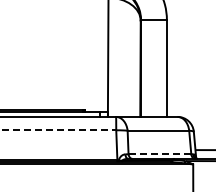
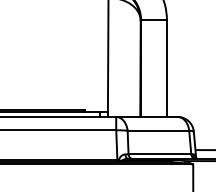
line: dashed -> solid (58, 130)
line: dashed -> solid (159, 154)
